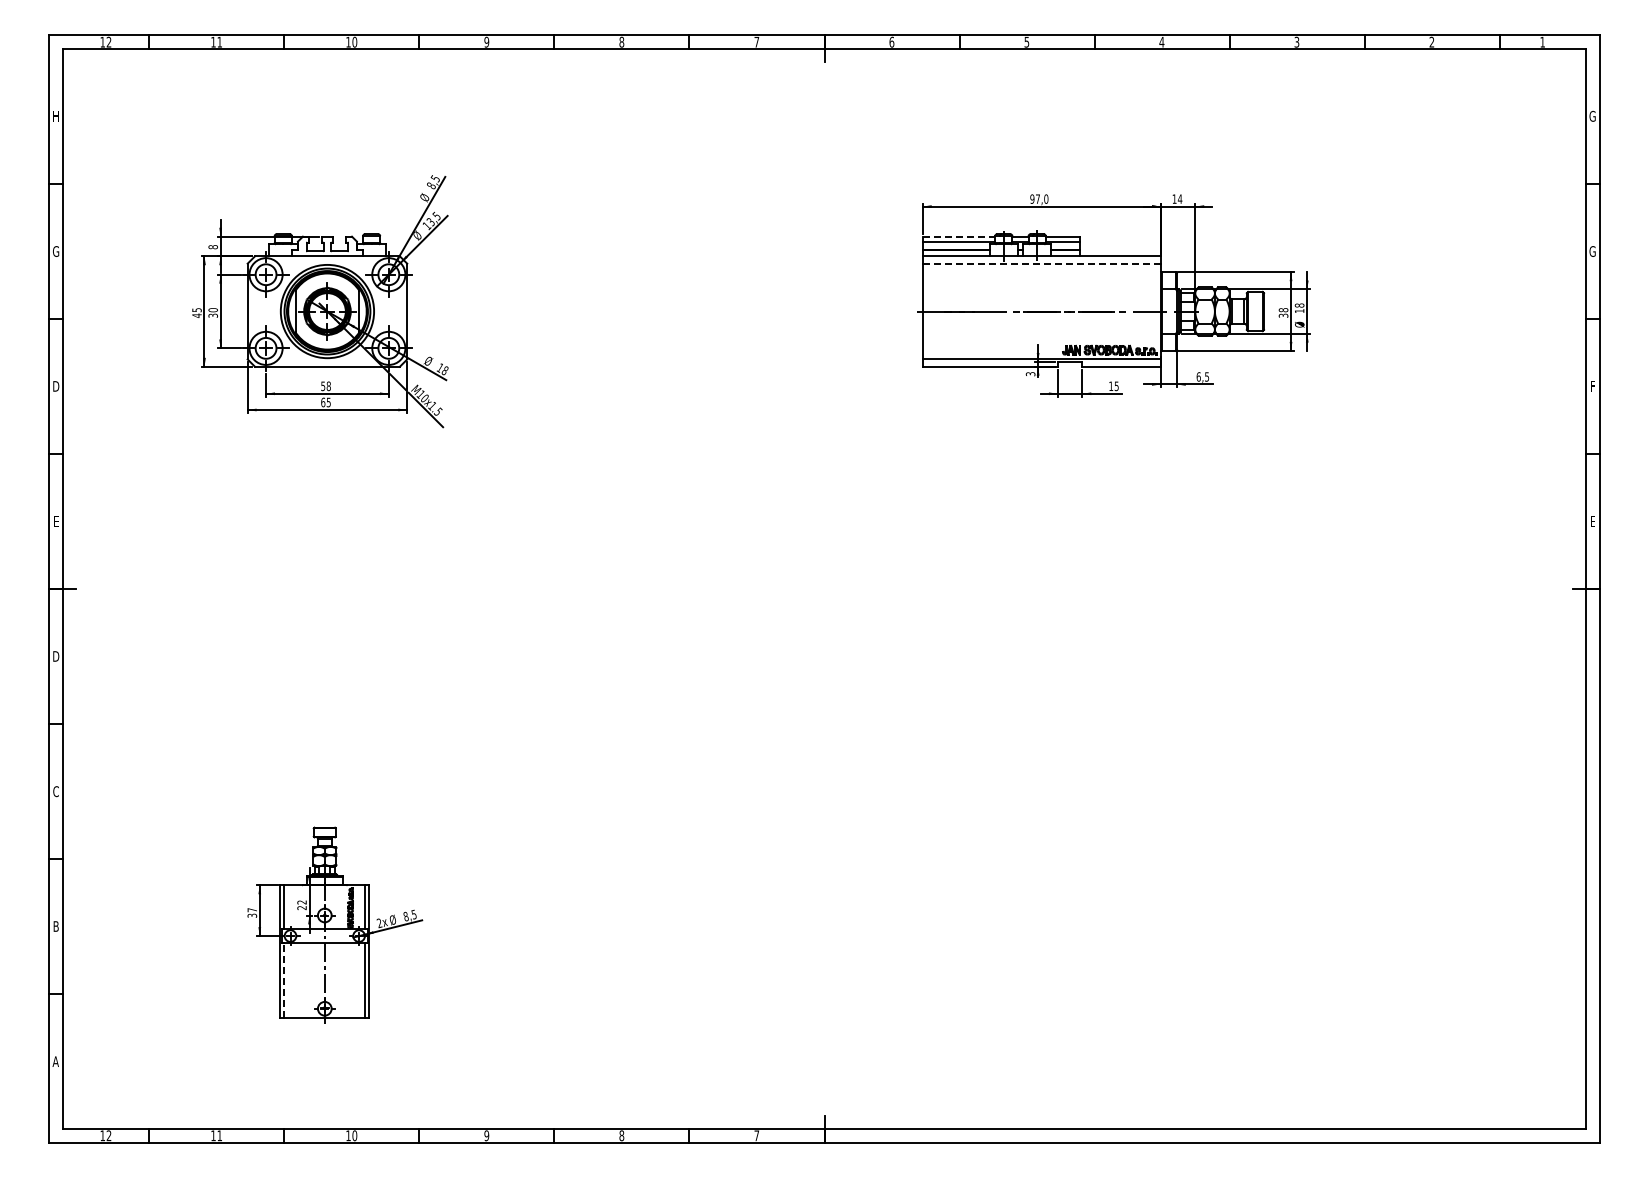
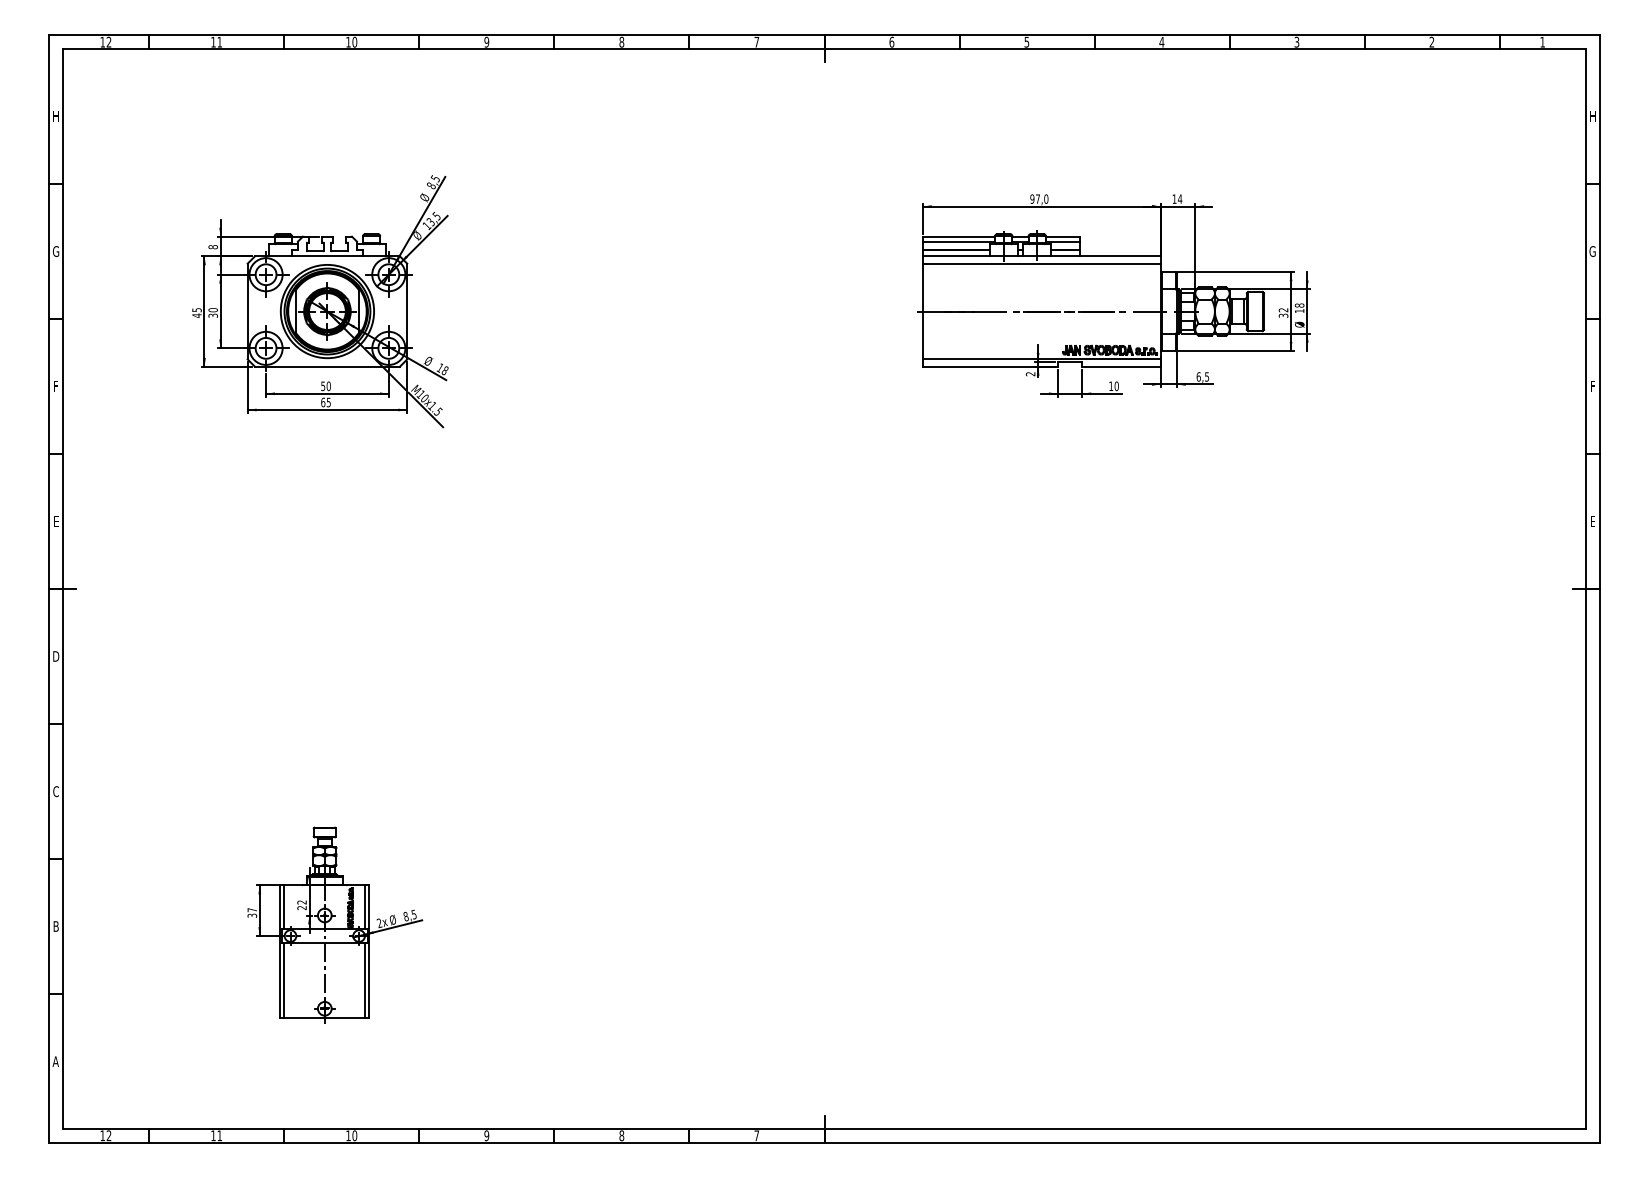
text: G -> H (1592, 115)
line: dashed -> solid (959, 236)
line: dashed -> solid (1042, 263)
text: 38 -> 32 (1283, 310)
text: 3 -> 2 (1030, 374)
text: D -> F (56, 386)
text: 58 -> 50 (328, 386)
text: 15 -> 10 (1116, 386)
line: dashed -> solid (284, 980)
